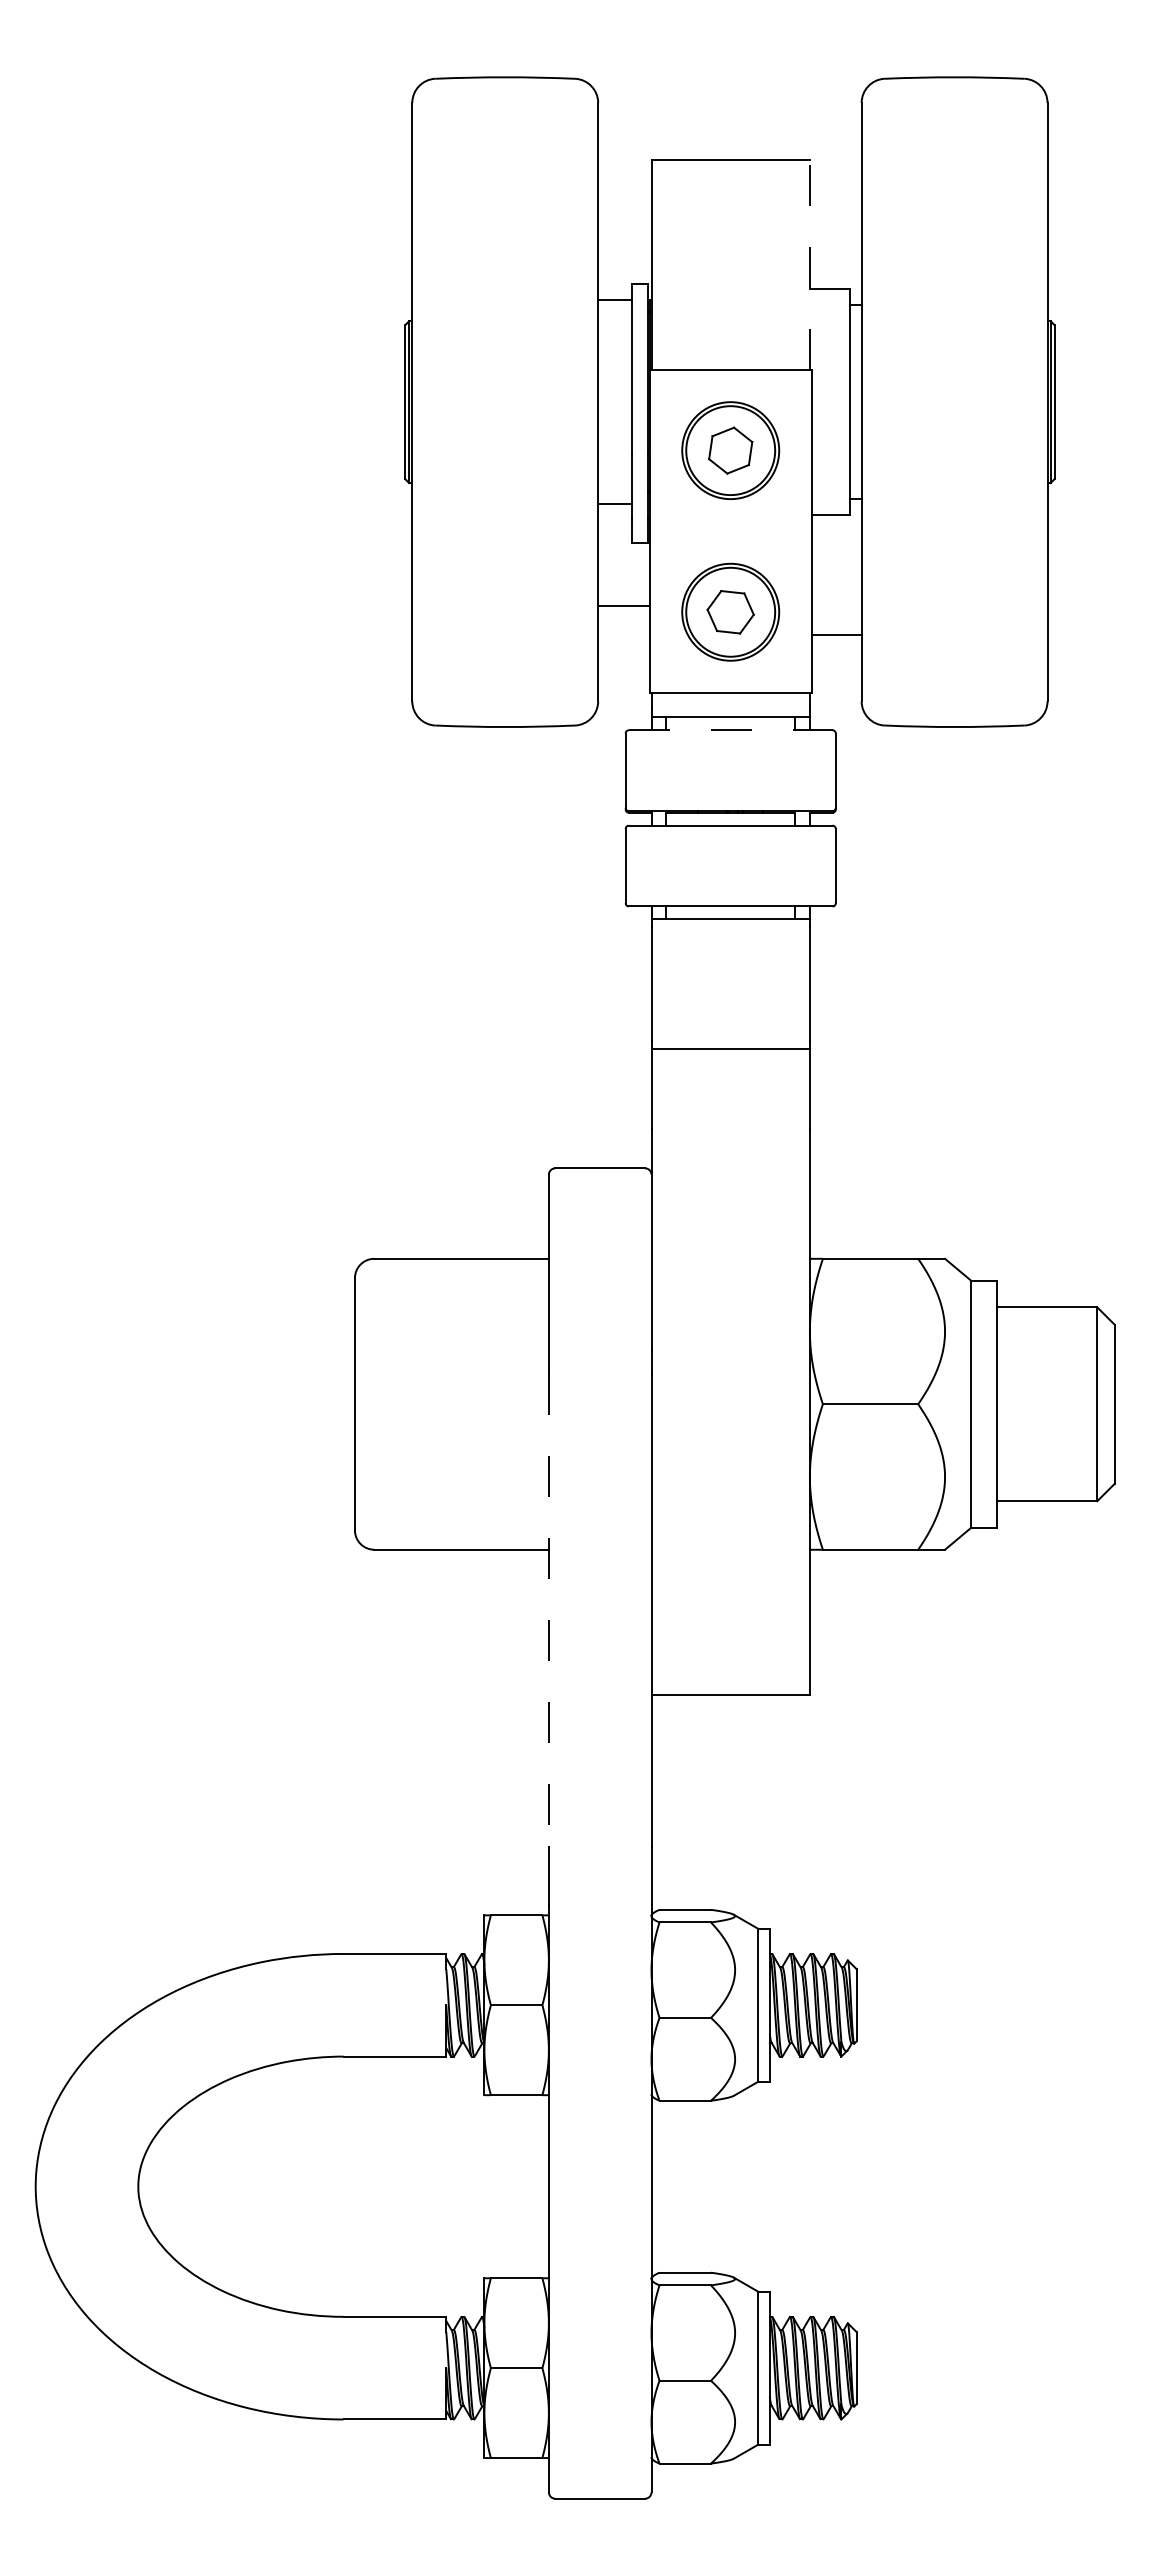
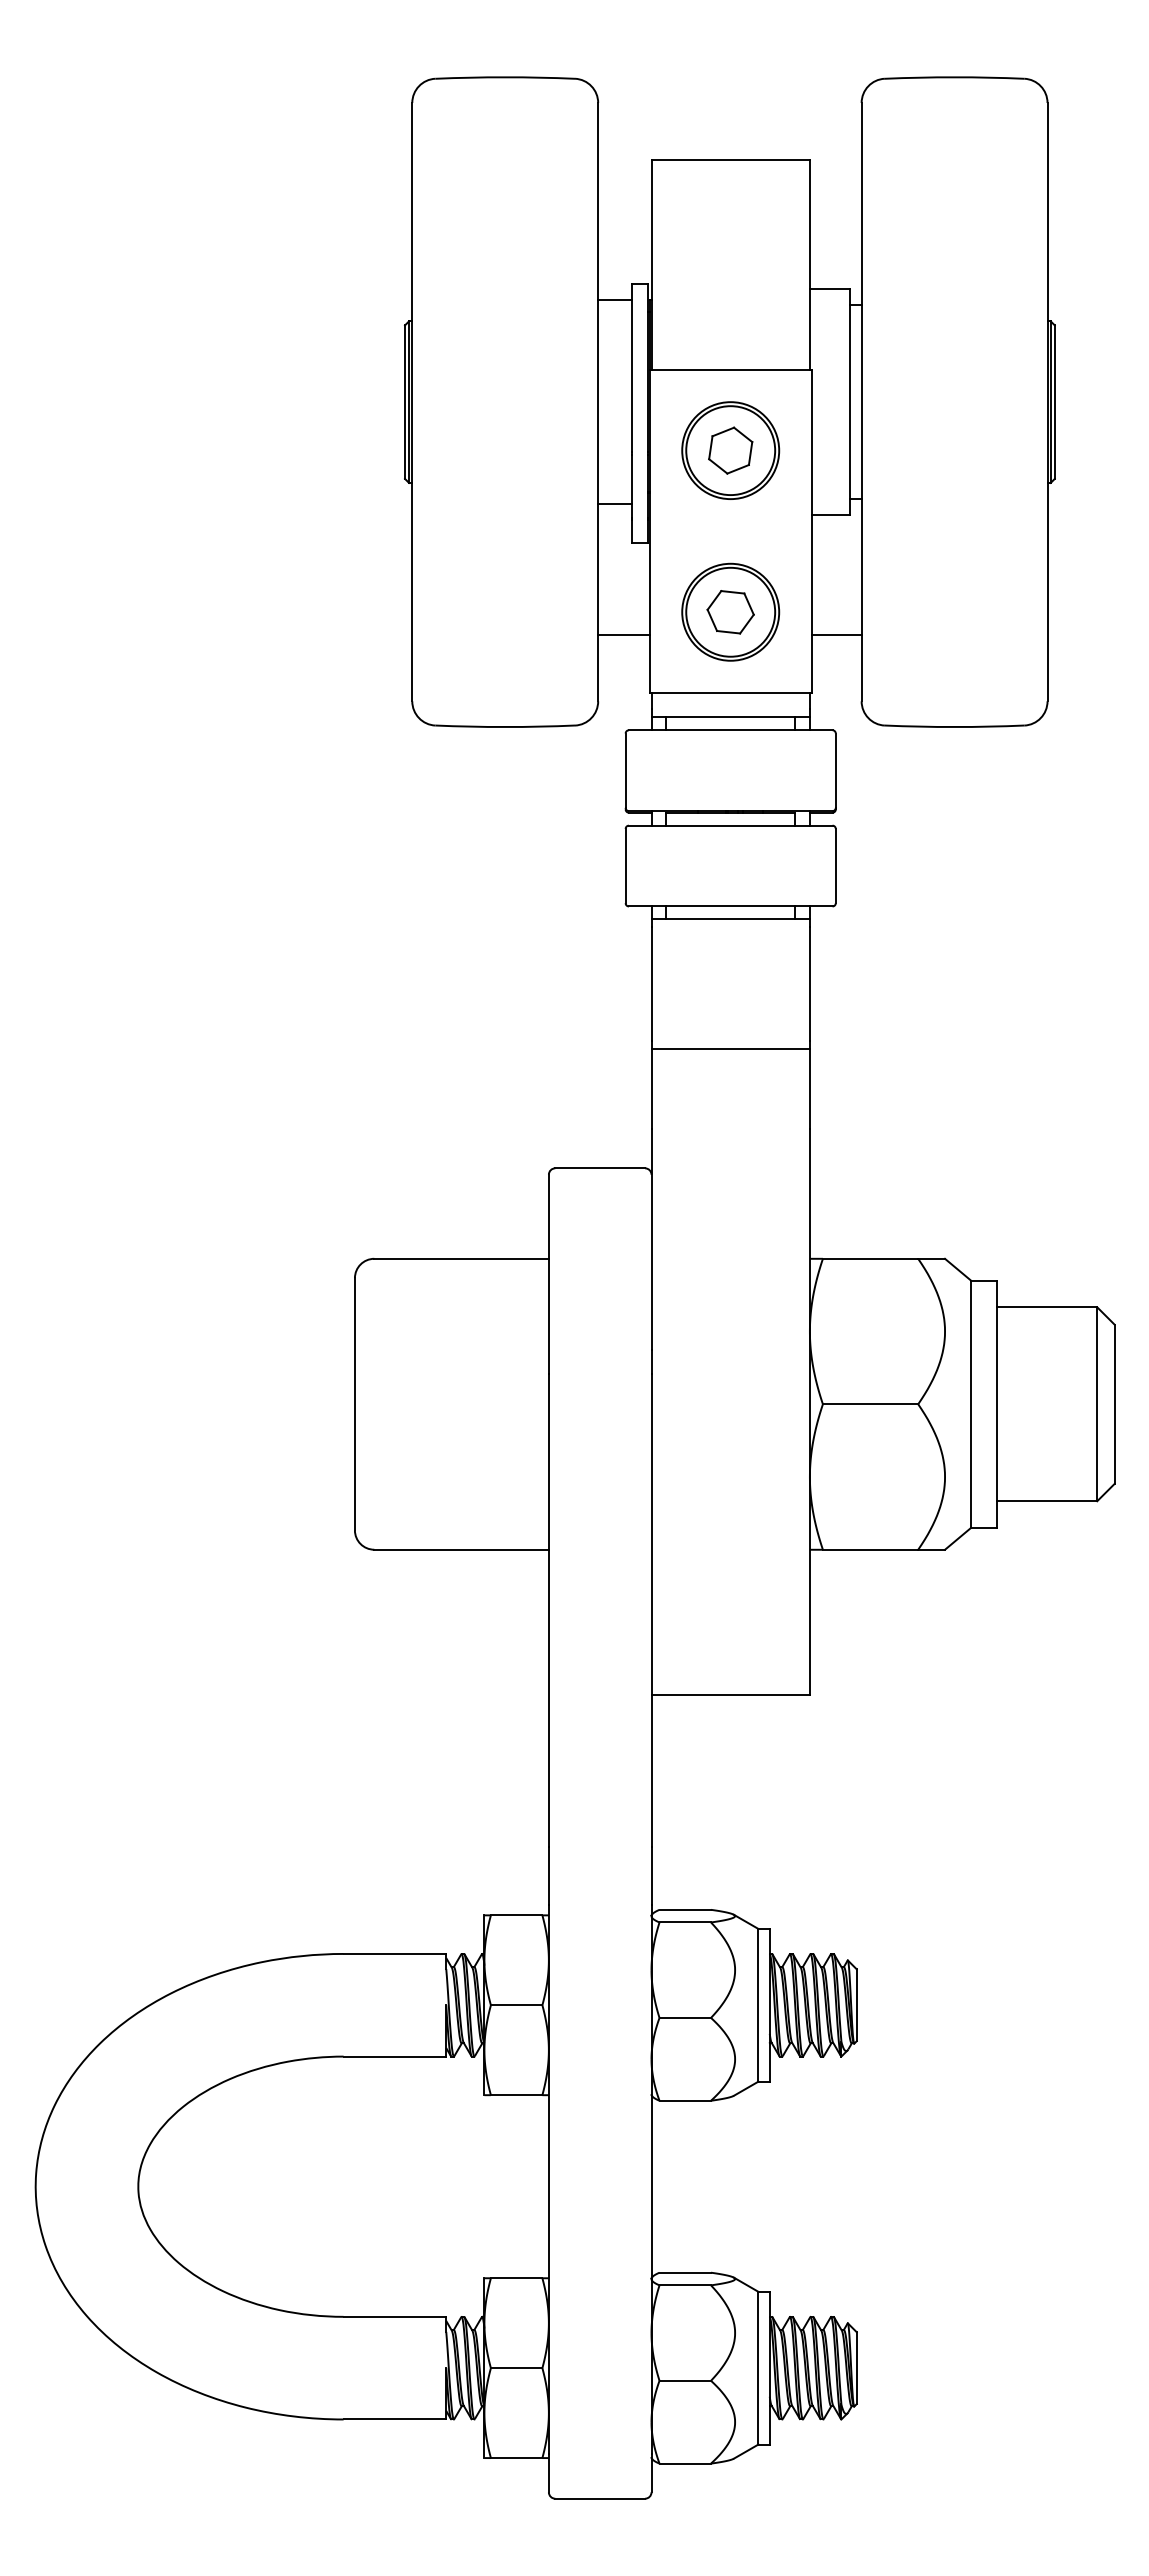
line: dashed -> solid (809, 264)
line position: (623, 605) -> (623, 634) (623, 634)
line: dashed -> solid (730, 730)
line: dashed -> solid (548, 1610)
